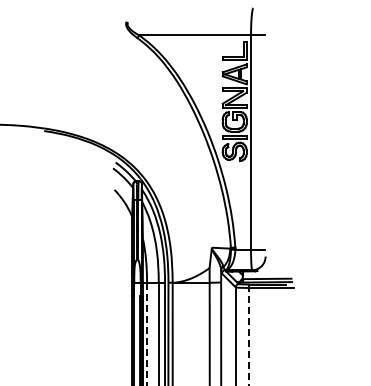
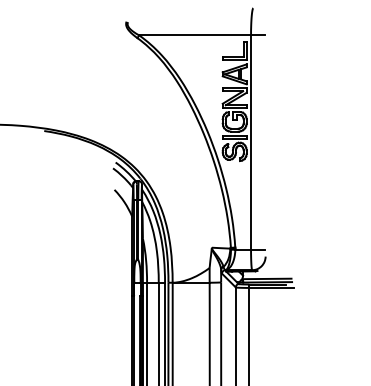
line: dashed -> solid (147, 334)
line: dashed -> solid (249, 335)
